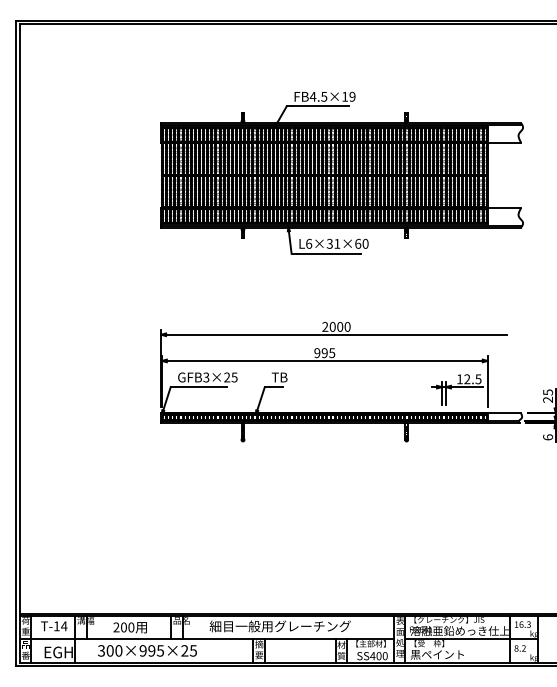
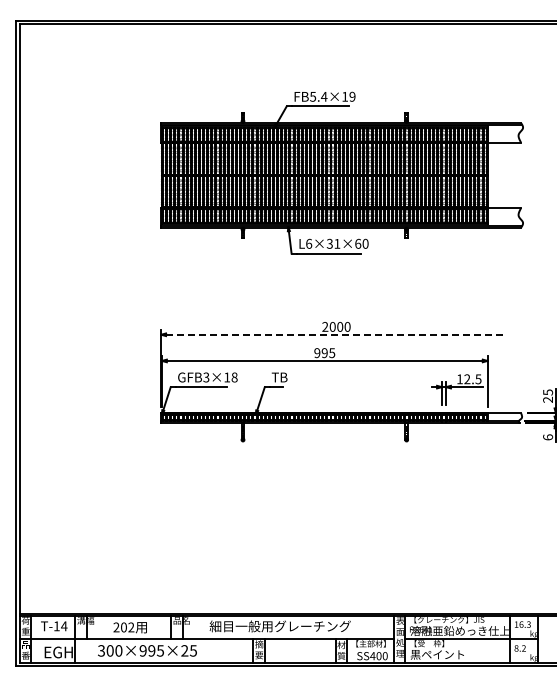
text: FB4.5×19 -> FB5.4×19 (318, 96)
line: solid -> dashed (337, 334)
text: GFB3×25 -> GFB3×18 (230, 377)
text: 200 -> 202 (131, 627)
